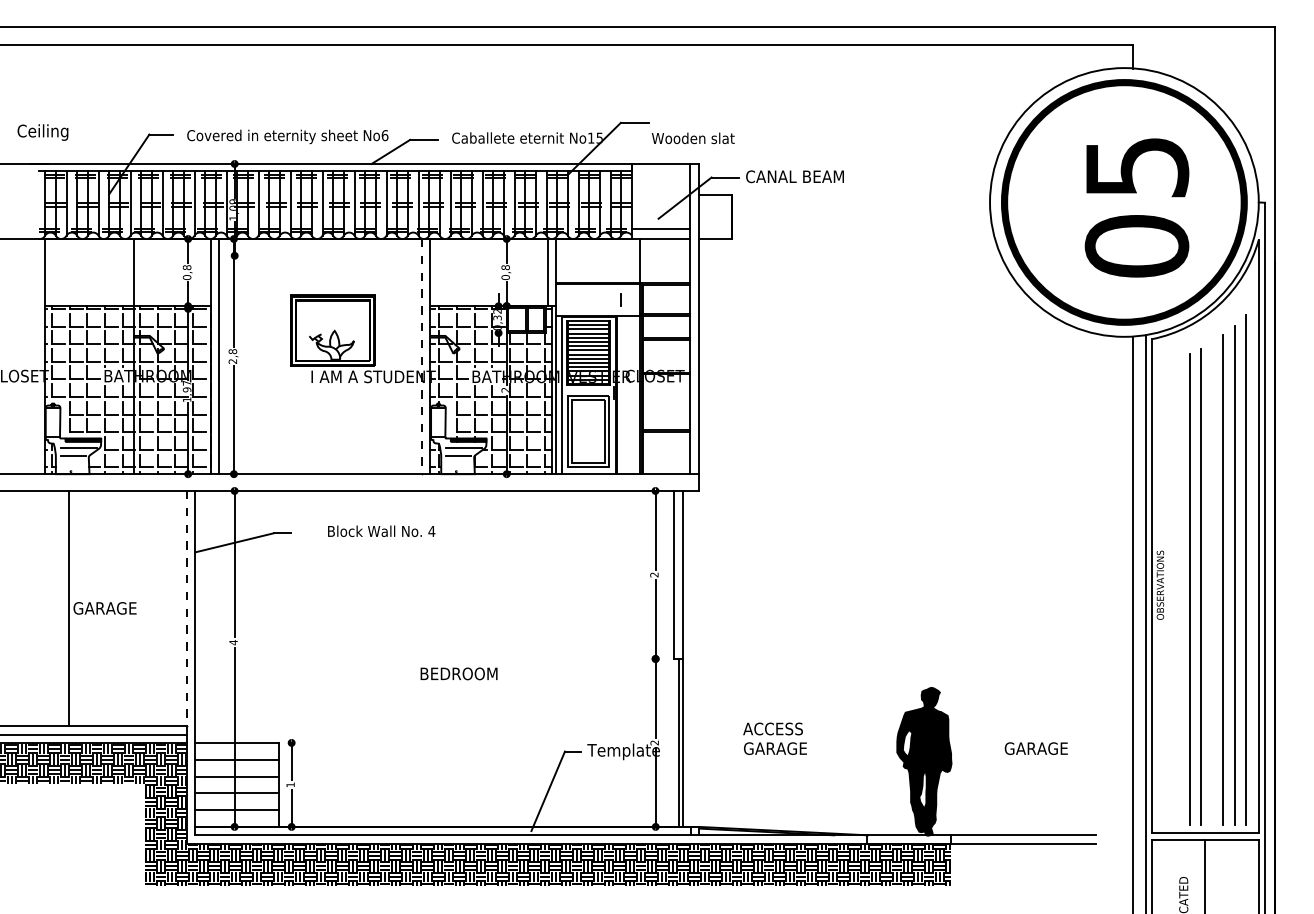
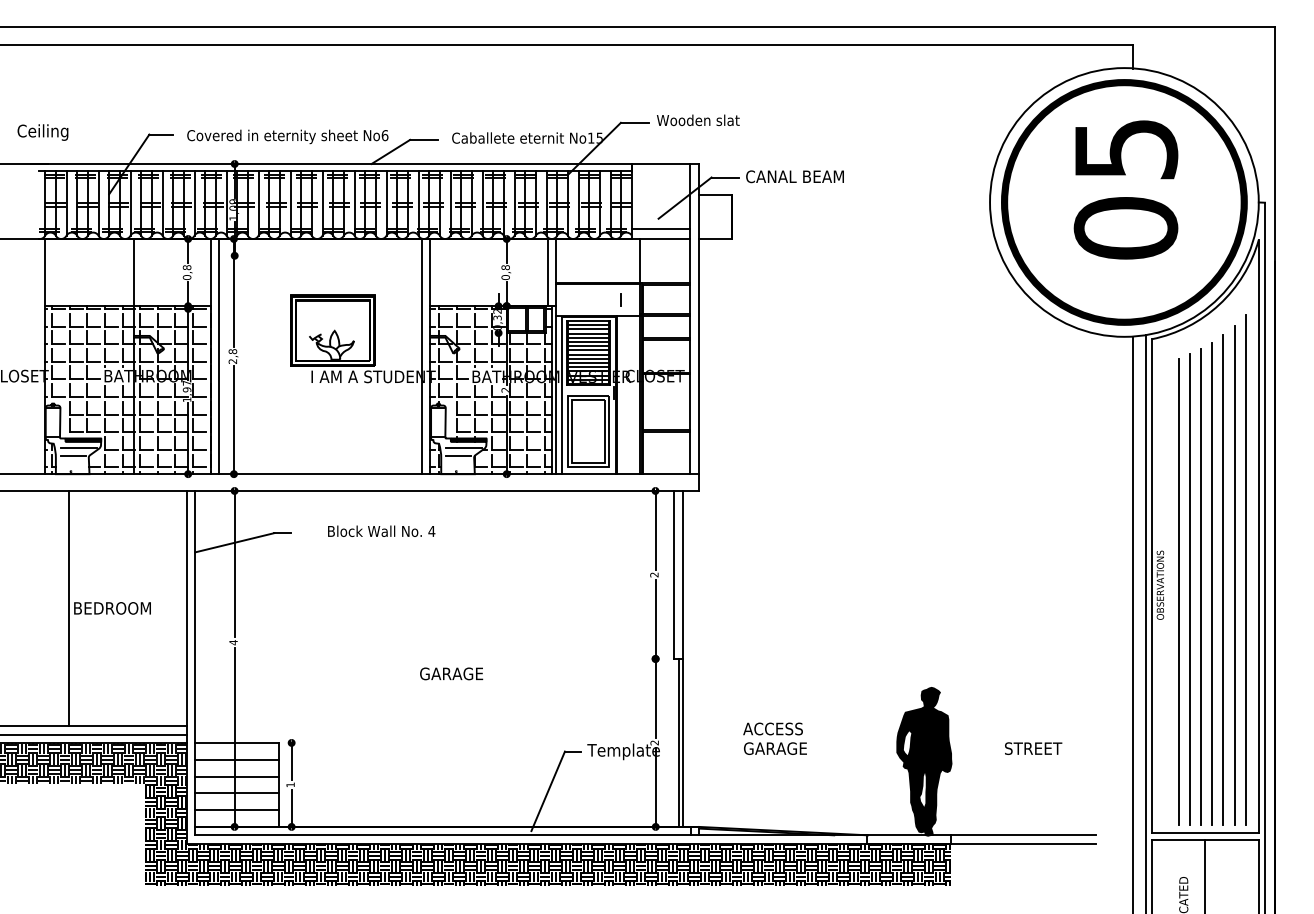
text position: (693, 138) -> (698, 120) (698, 120)
text position: (1136, 207) -> (1125, 189) (1125, 189)
line: dashed -> solid (421, 356)
line: none -> present (1212, 583)
line: none -> present (1179, 591)
text: GARAGE -> BEDROOM (111, 608)
line: dashed -> solid (186, 608)
text: BEDROOM -> GARAGE (458, 673)
text: GARAGE -> STREET (1035, 748)
